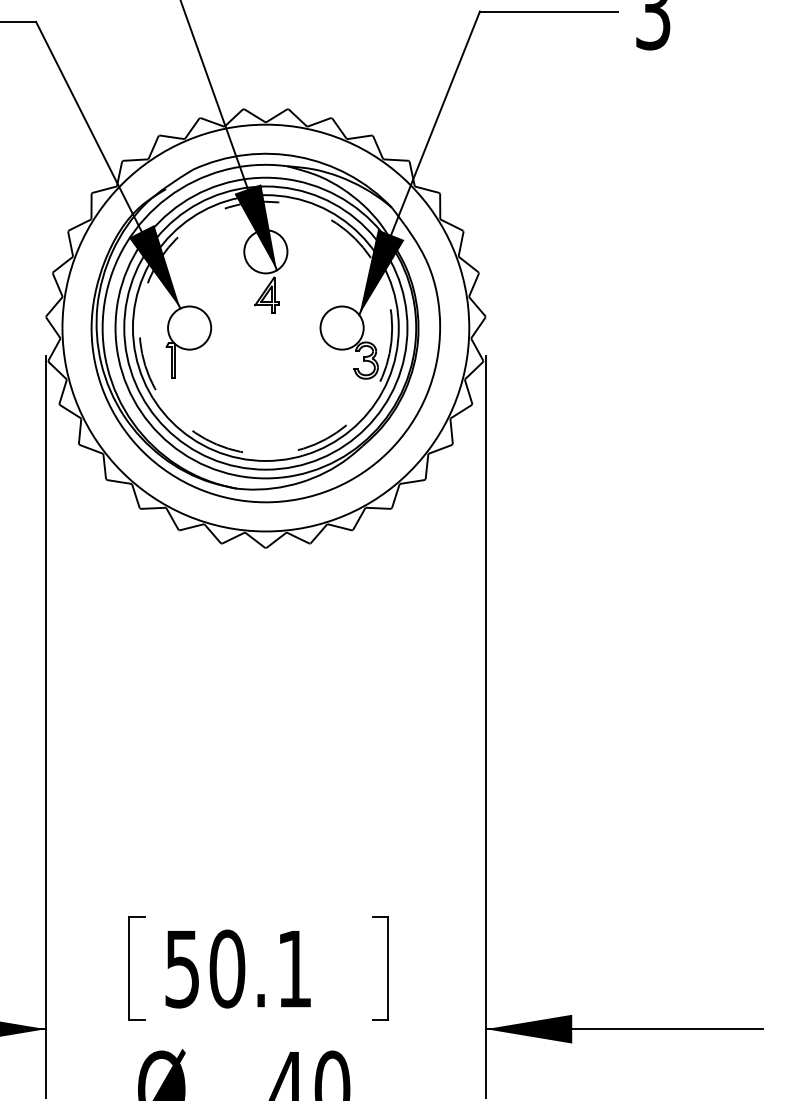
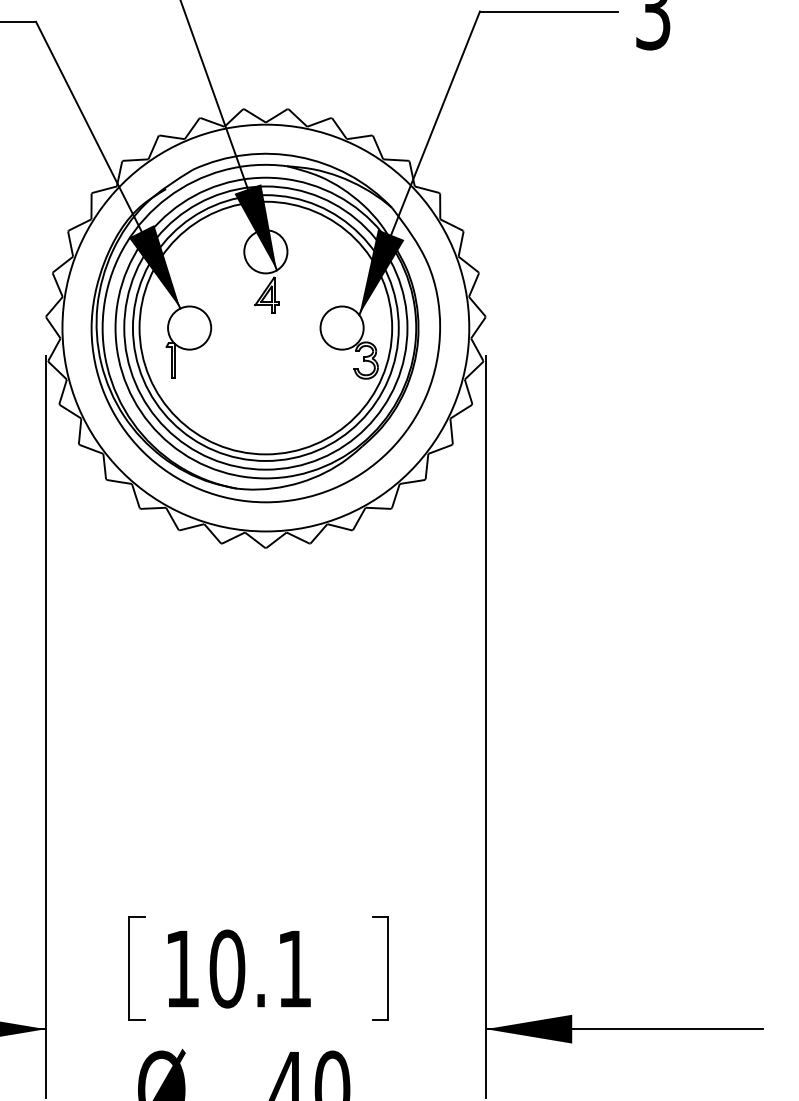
circle: dashed -> solid (265, 327)
text: 50.1 -> 10.1 (181, 969)
